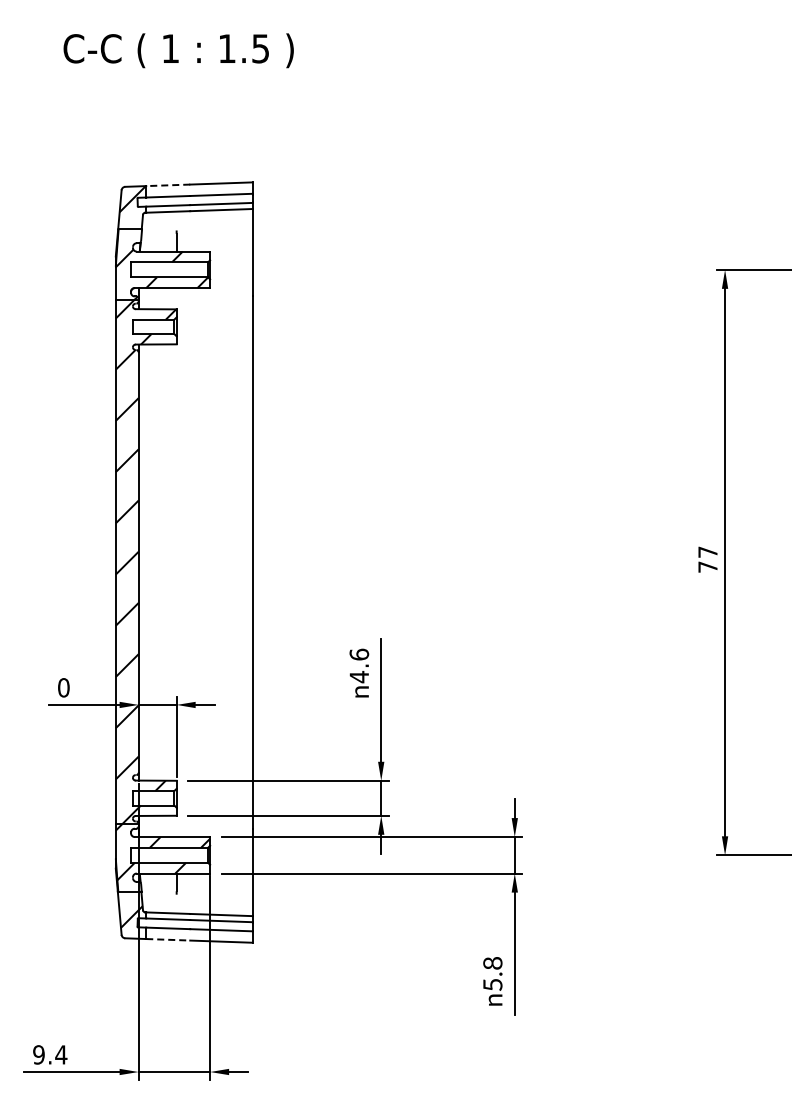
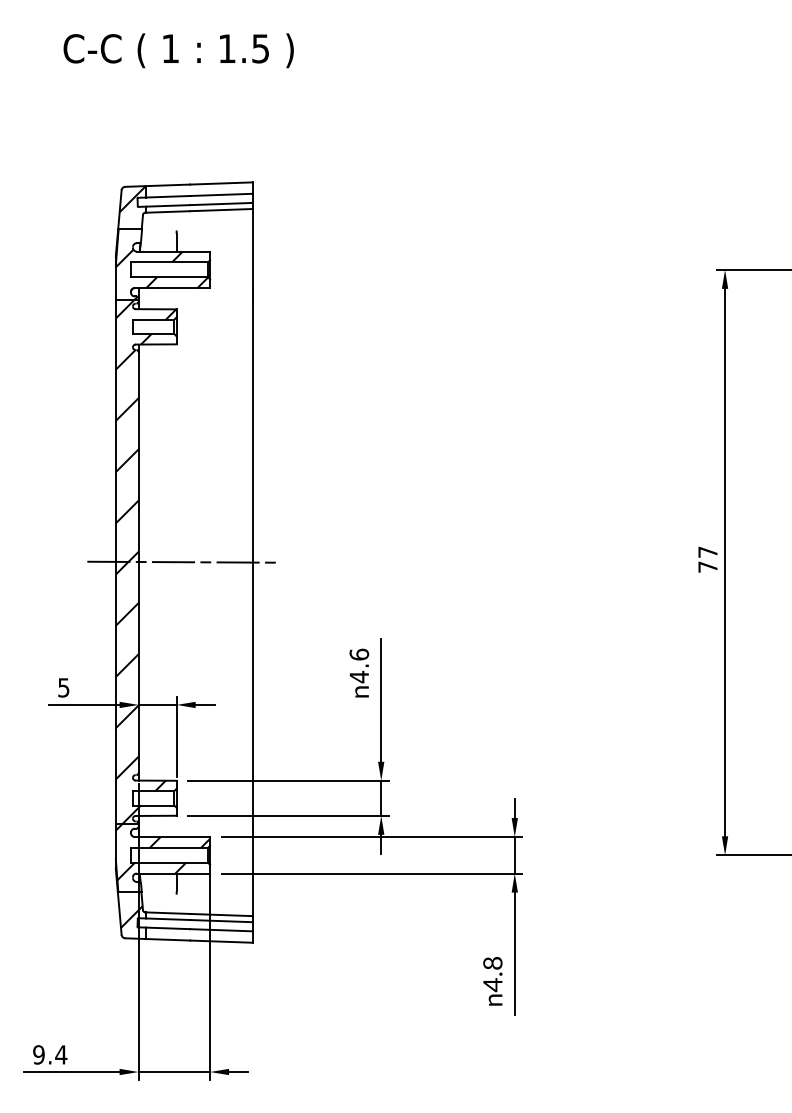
line: dashed -> solid (167, 185)
line: none -> present (184, 561)
text: 0 -> 5 (63, 687)
line: dashed -> solid (168, 939)
text: 5.8 -> 4.8 (492, 985)
